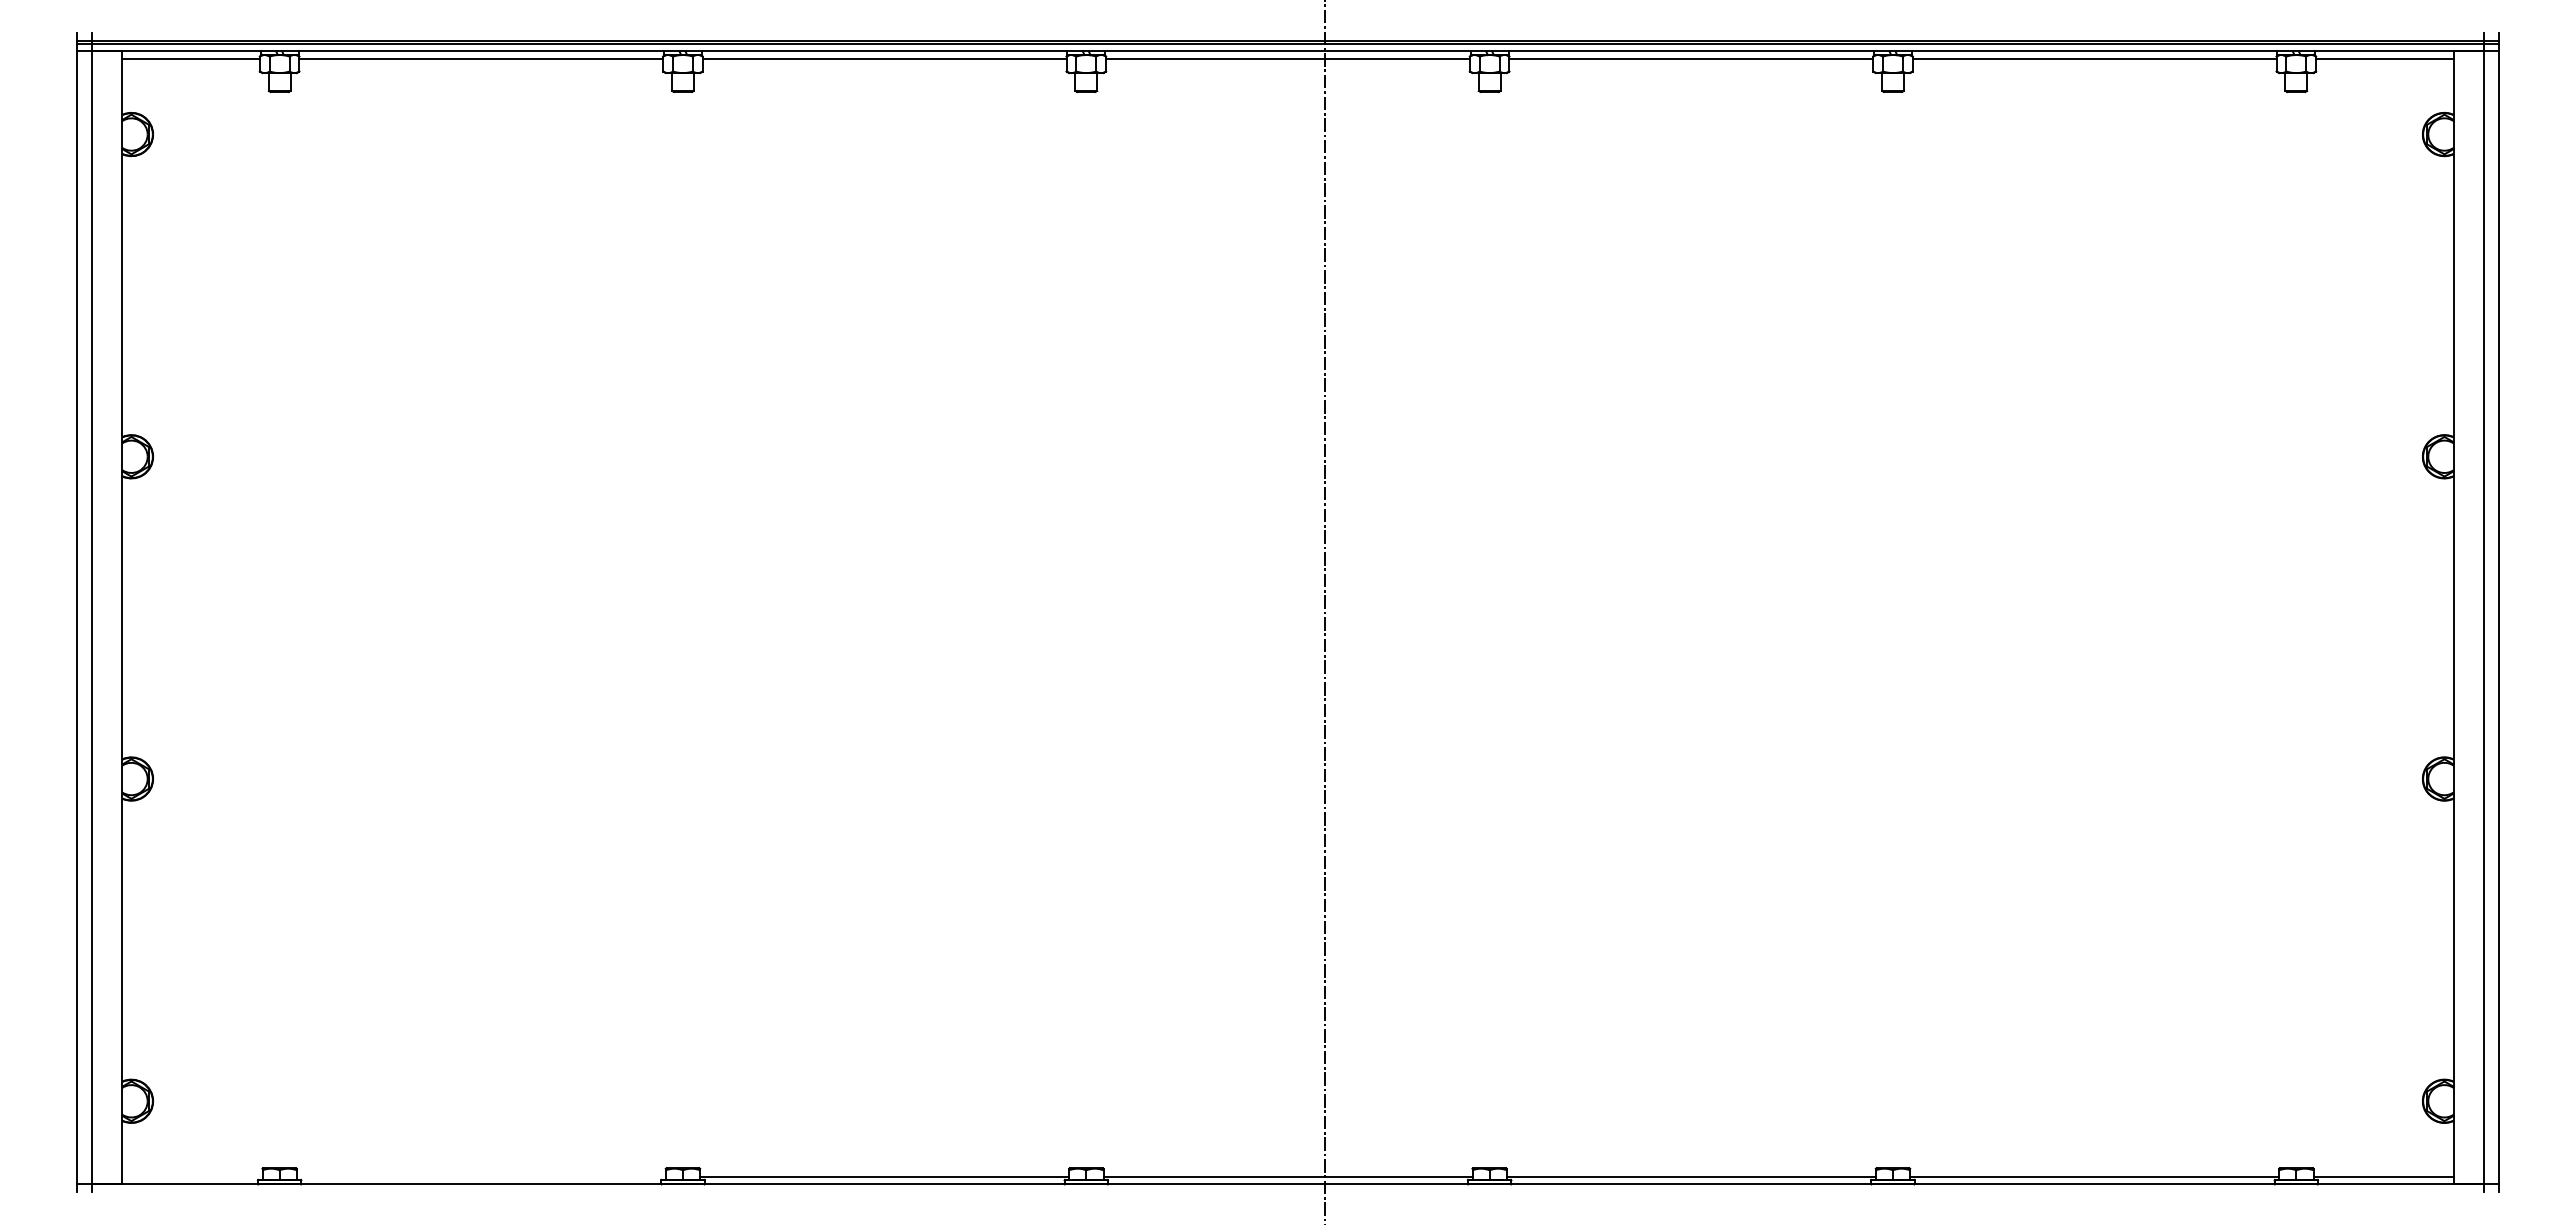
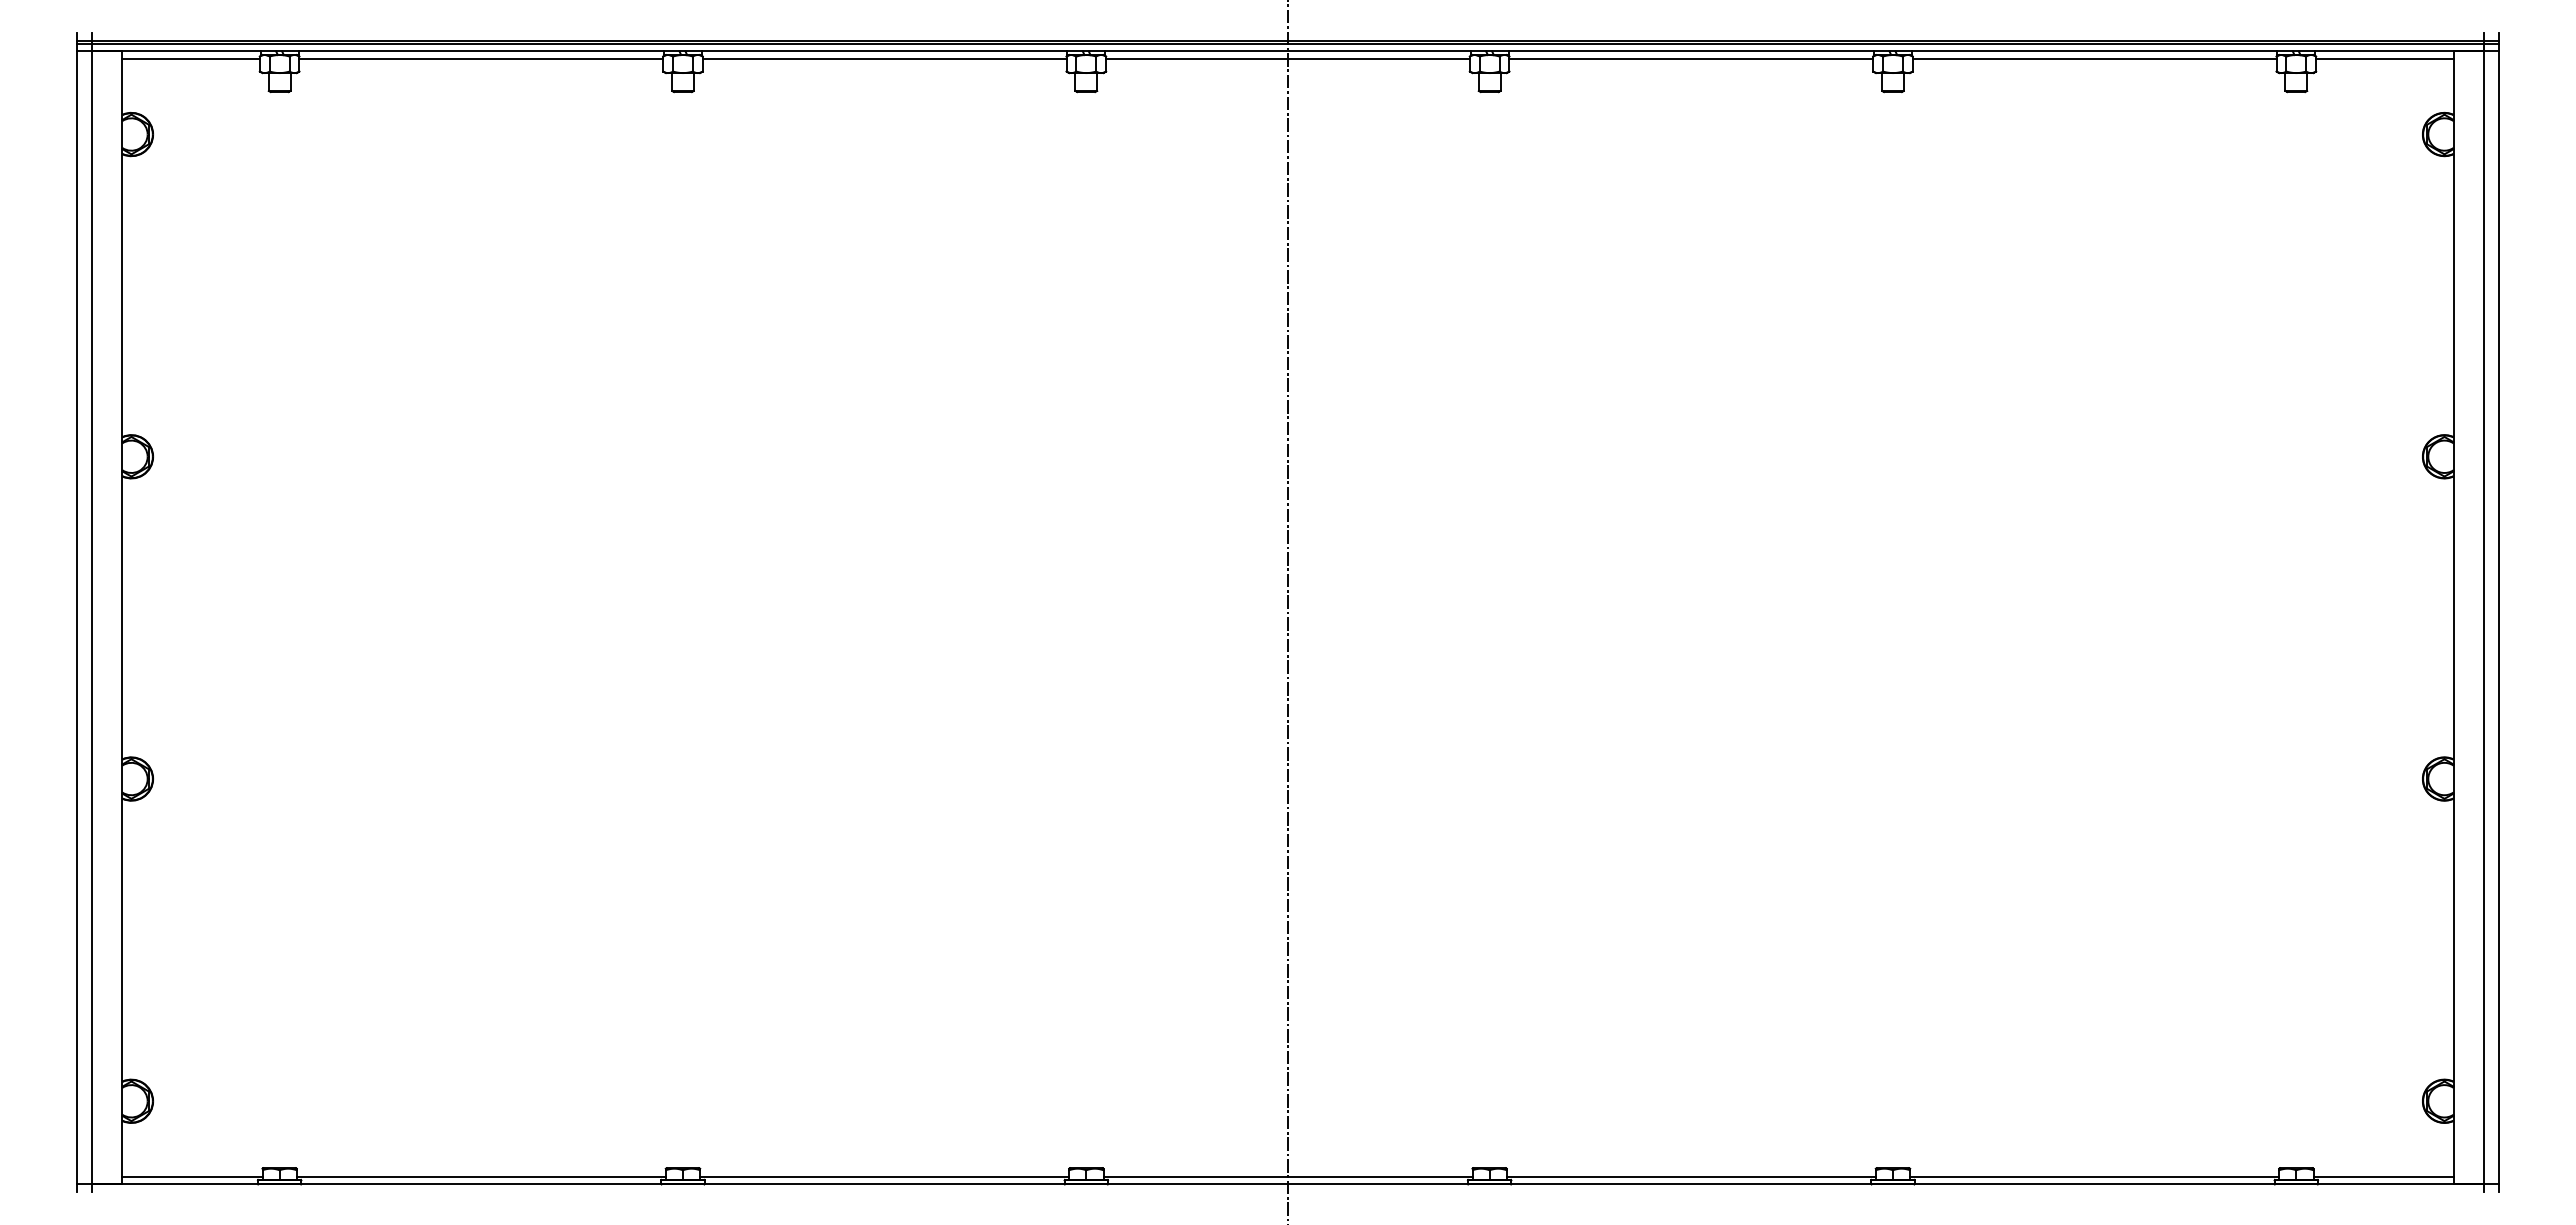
line position: (1324, 611) -> (1287, 611) (1287, 611)
line: none -> present (192, 1177)
line: none -> present (480, 1177)
